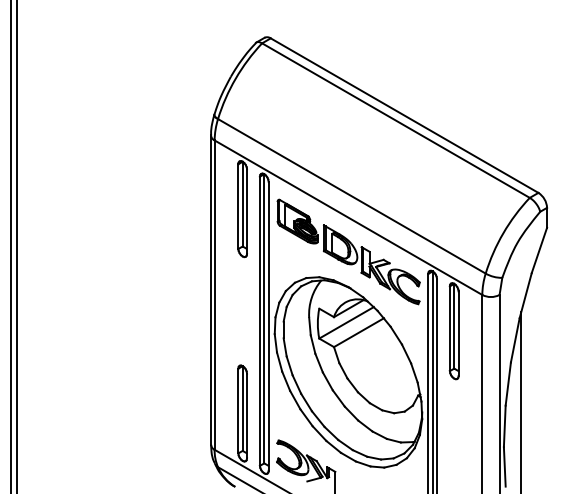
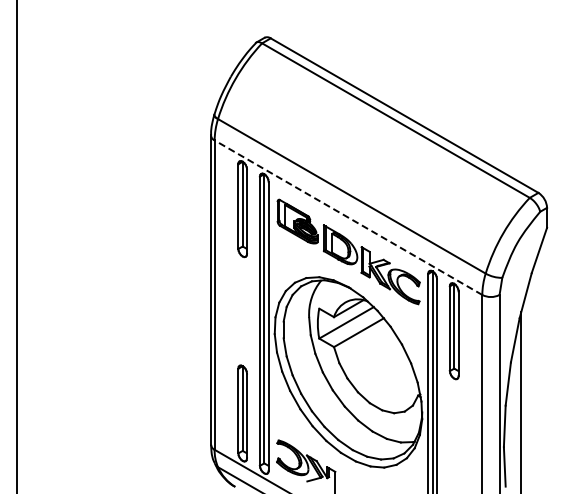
line: solid -> dashed (348, 217)
line: present -> none (11, 246)
